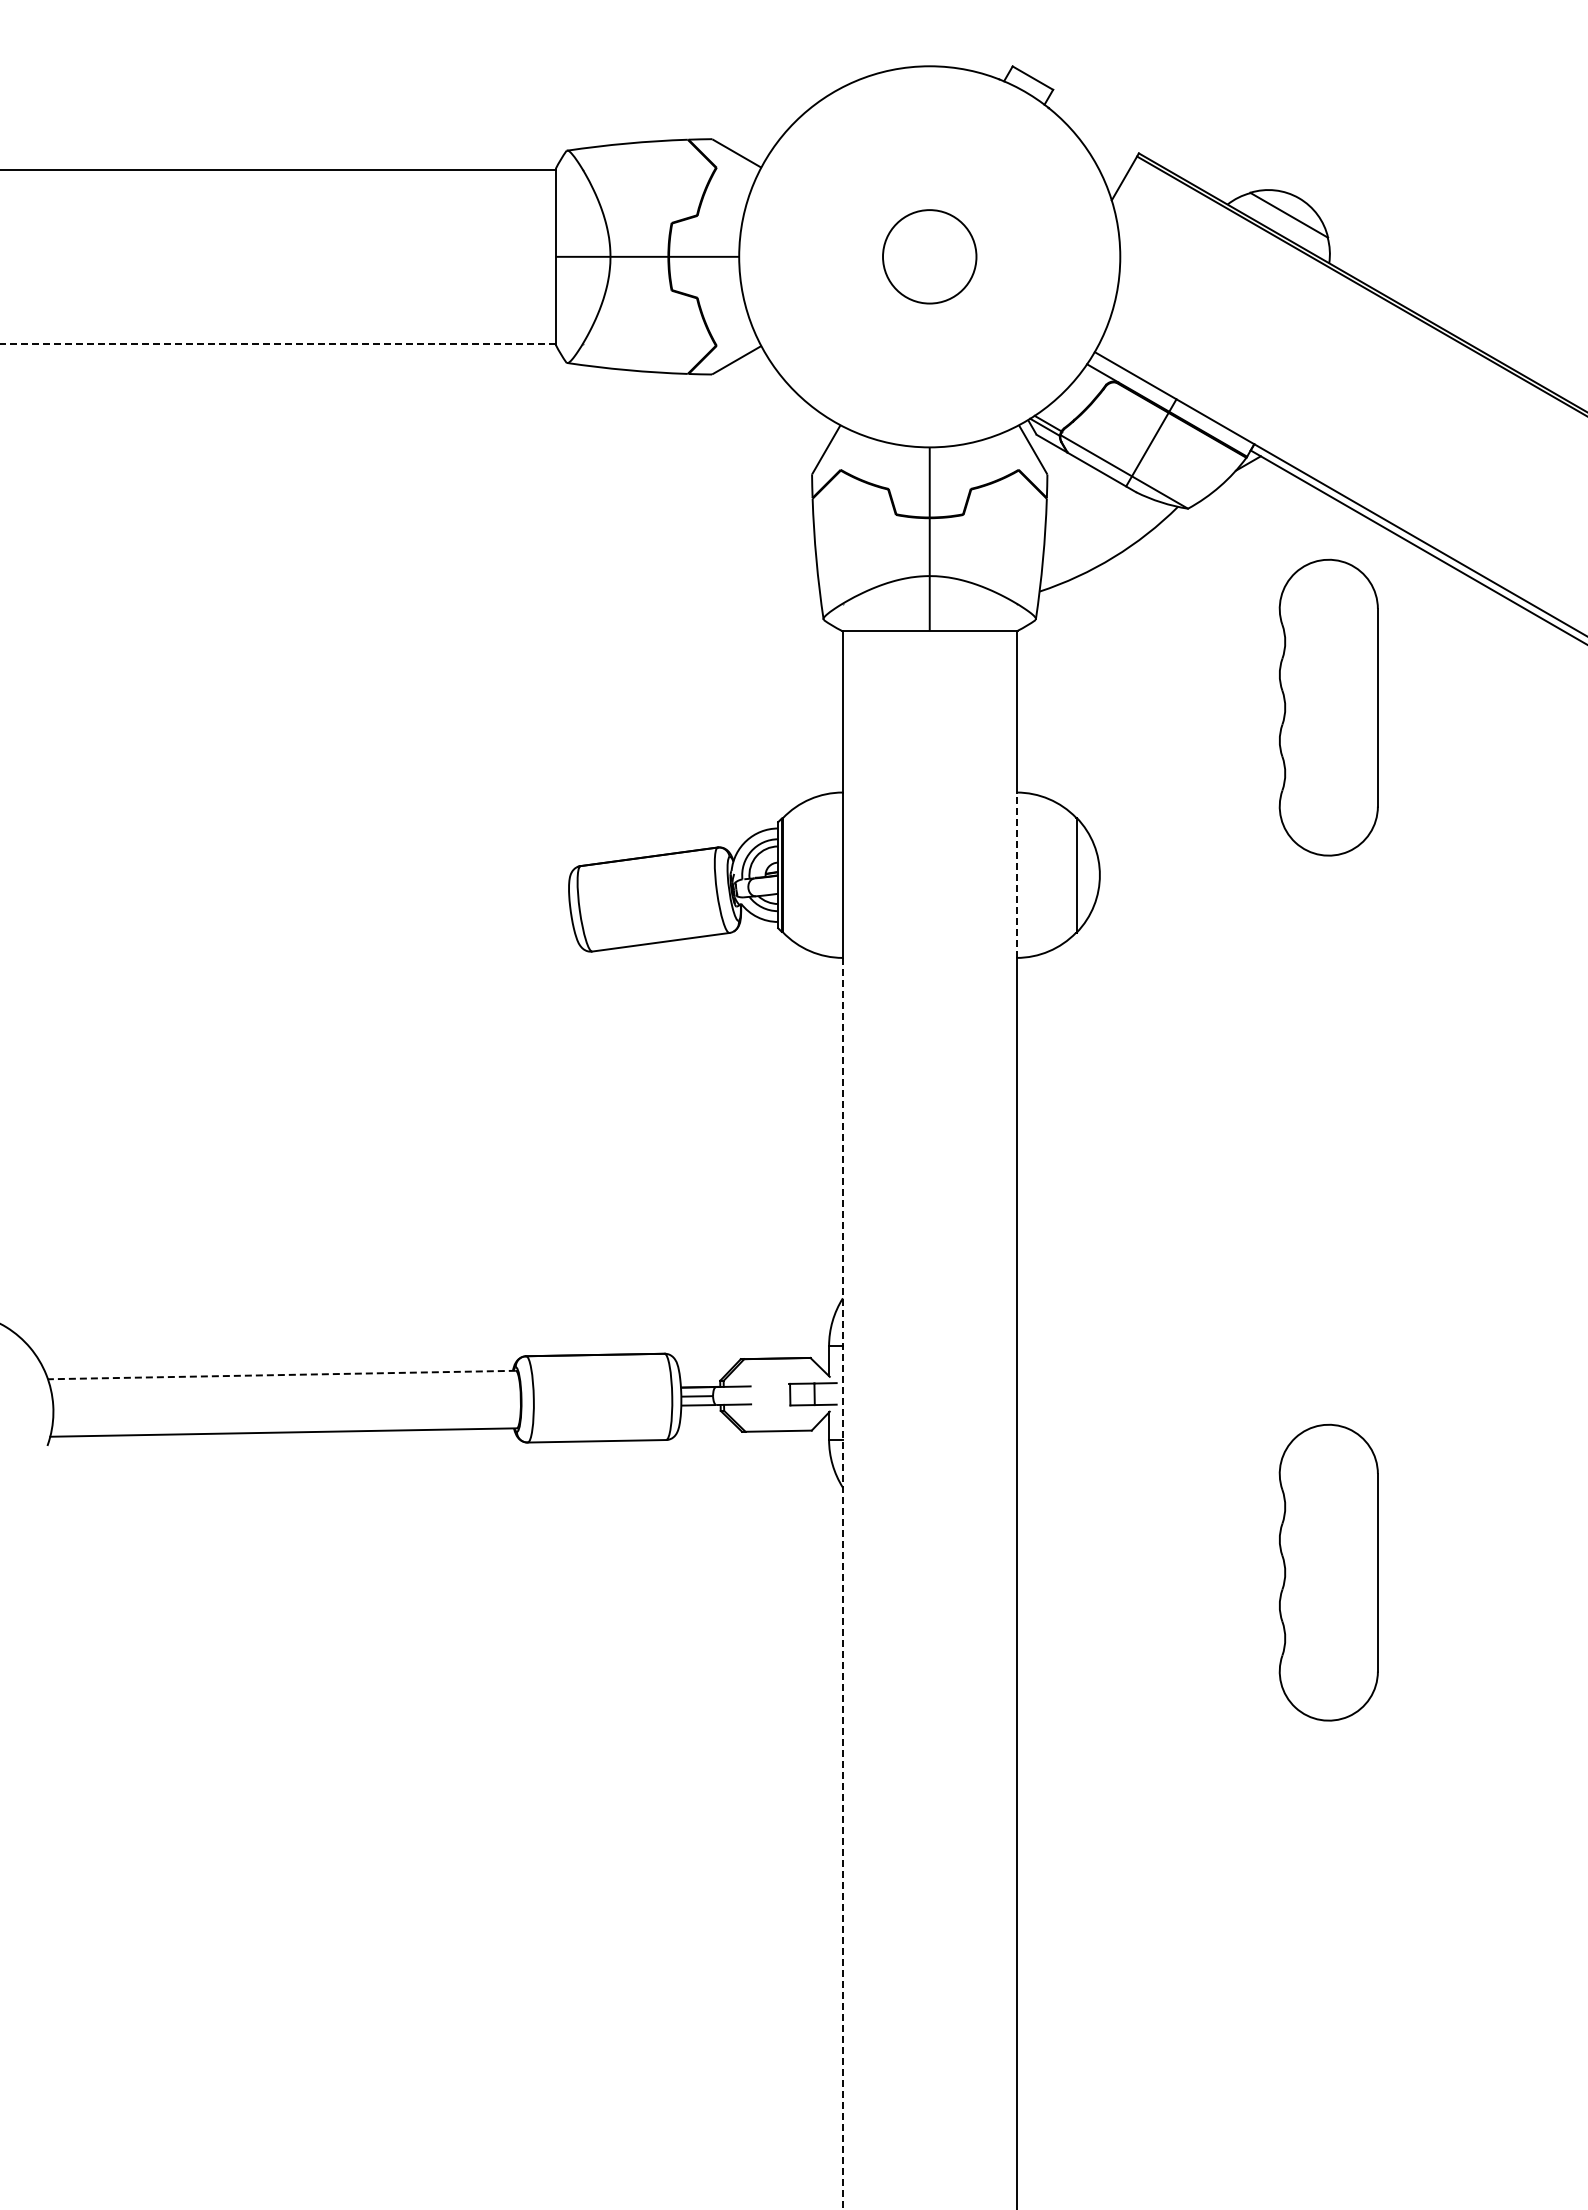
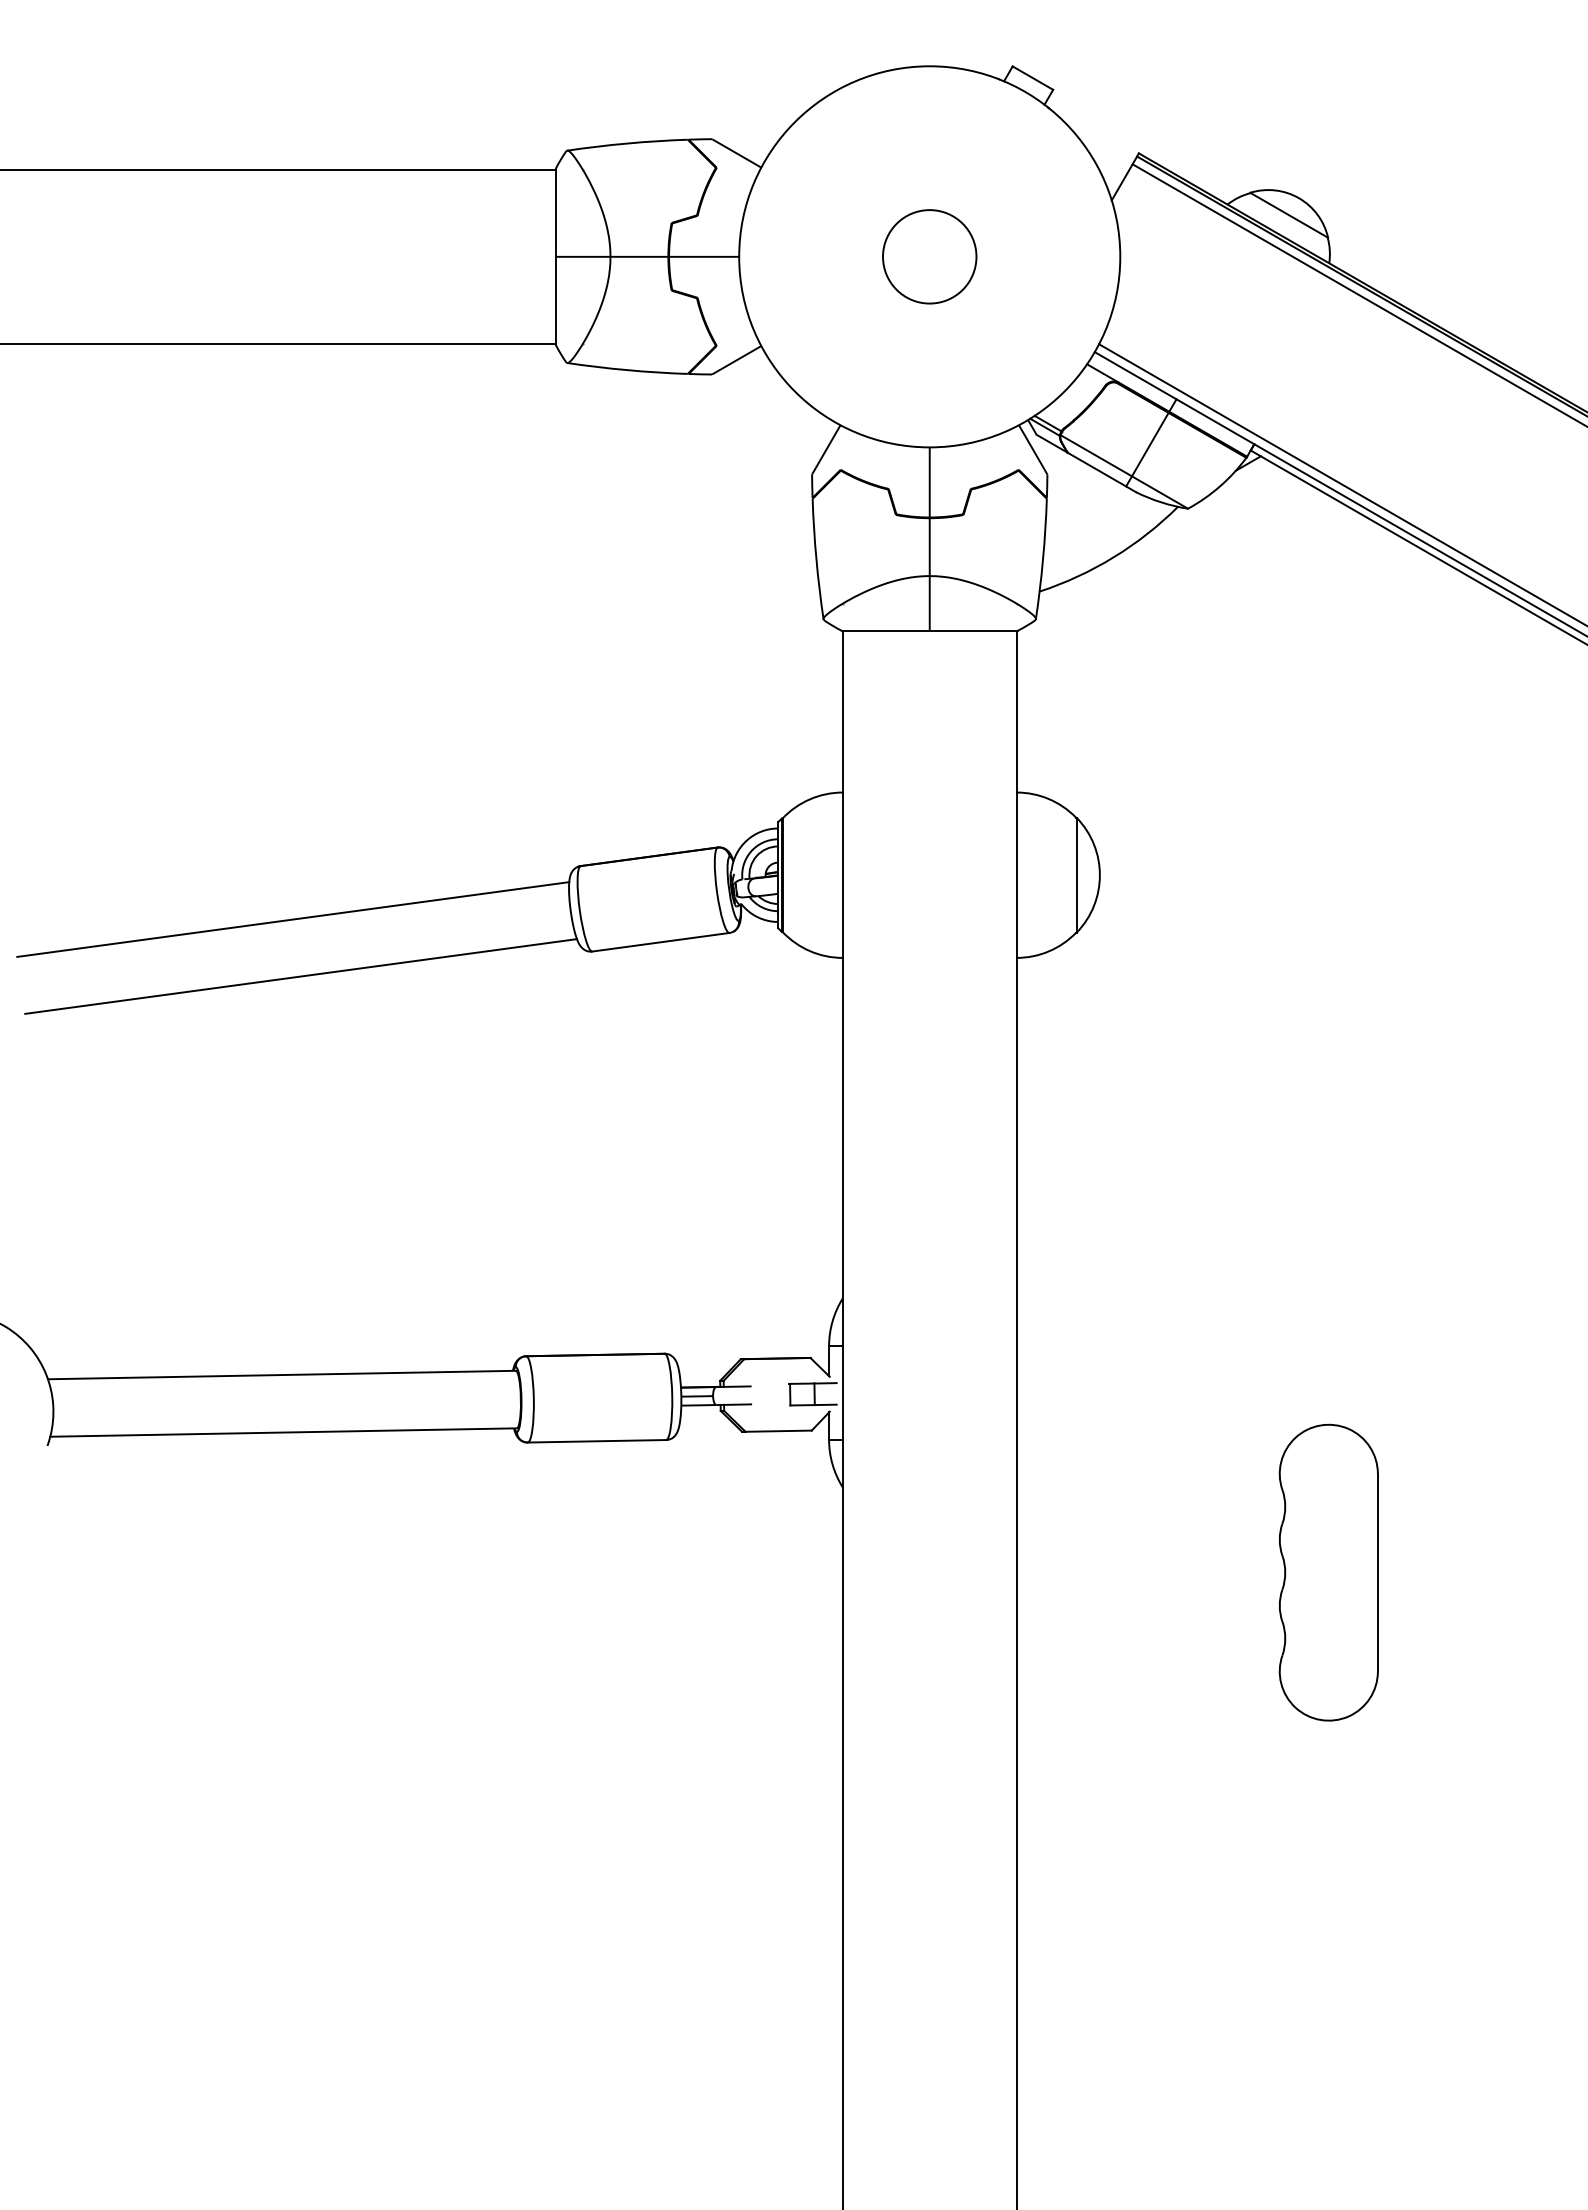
line: none -> present (1358, 294)
line: dashed -> solid (278, 343)
line: none -> present (1341, 484)
part: present -> none (1328, 707)
line: dashed -> solid (1016, 875)
line: none -> present (293, 919)
line: none -> present (301, 976)
line: dashed -> solid (281, 1375)
line: dashed -> solid (842, 1583)
